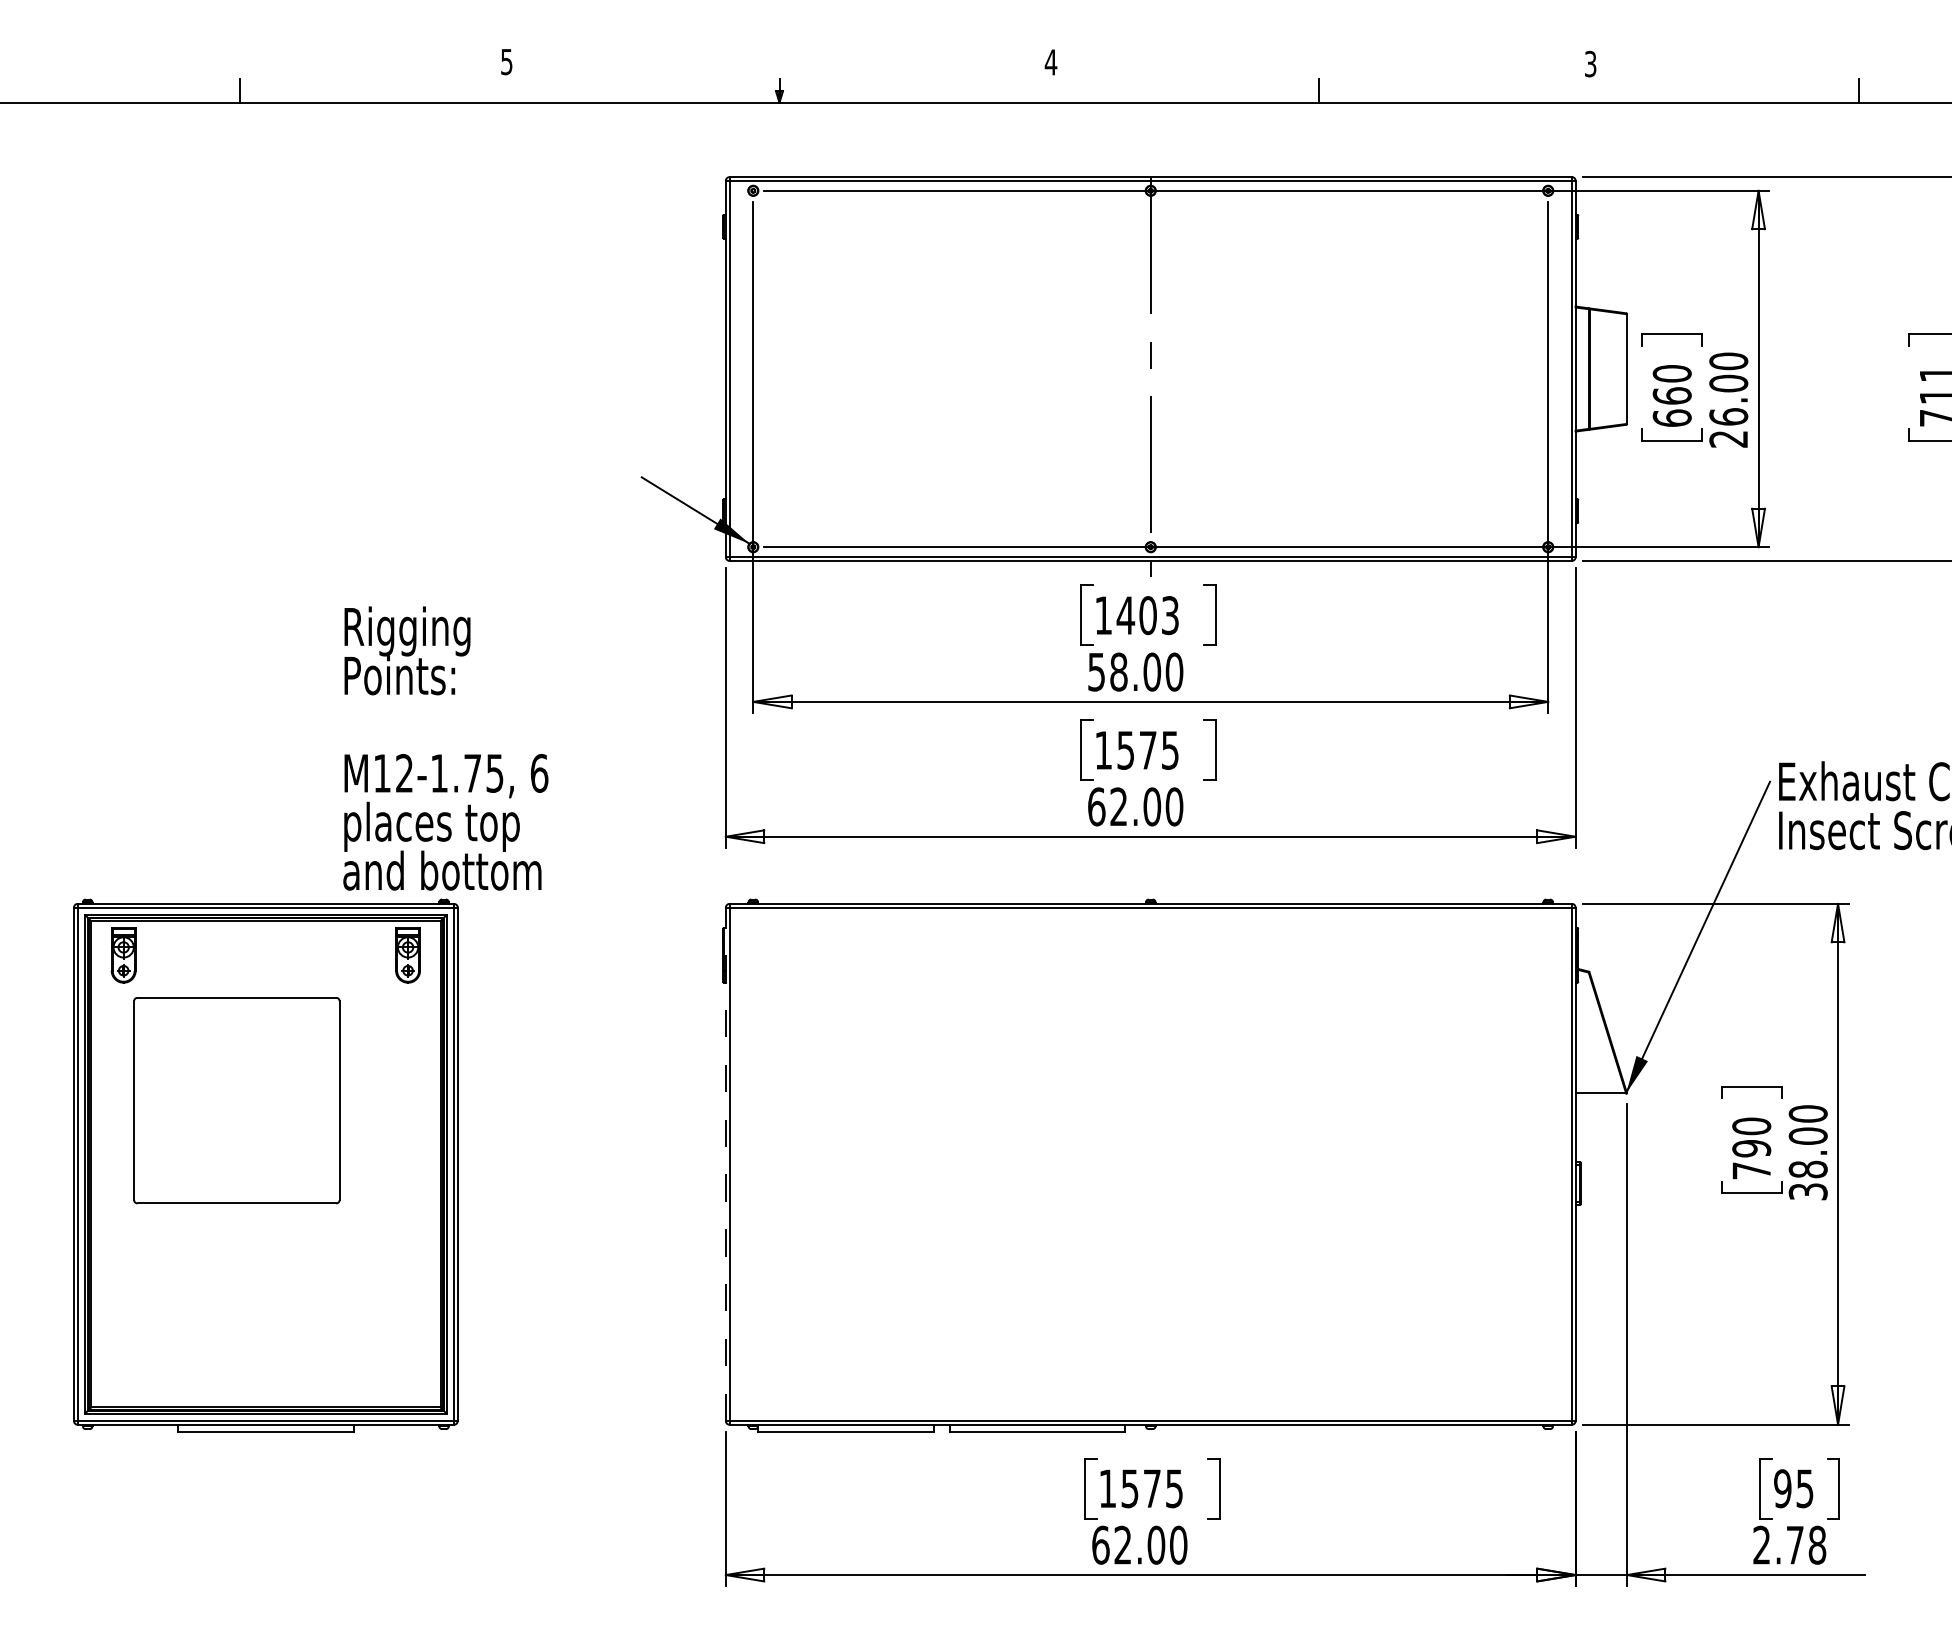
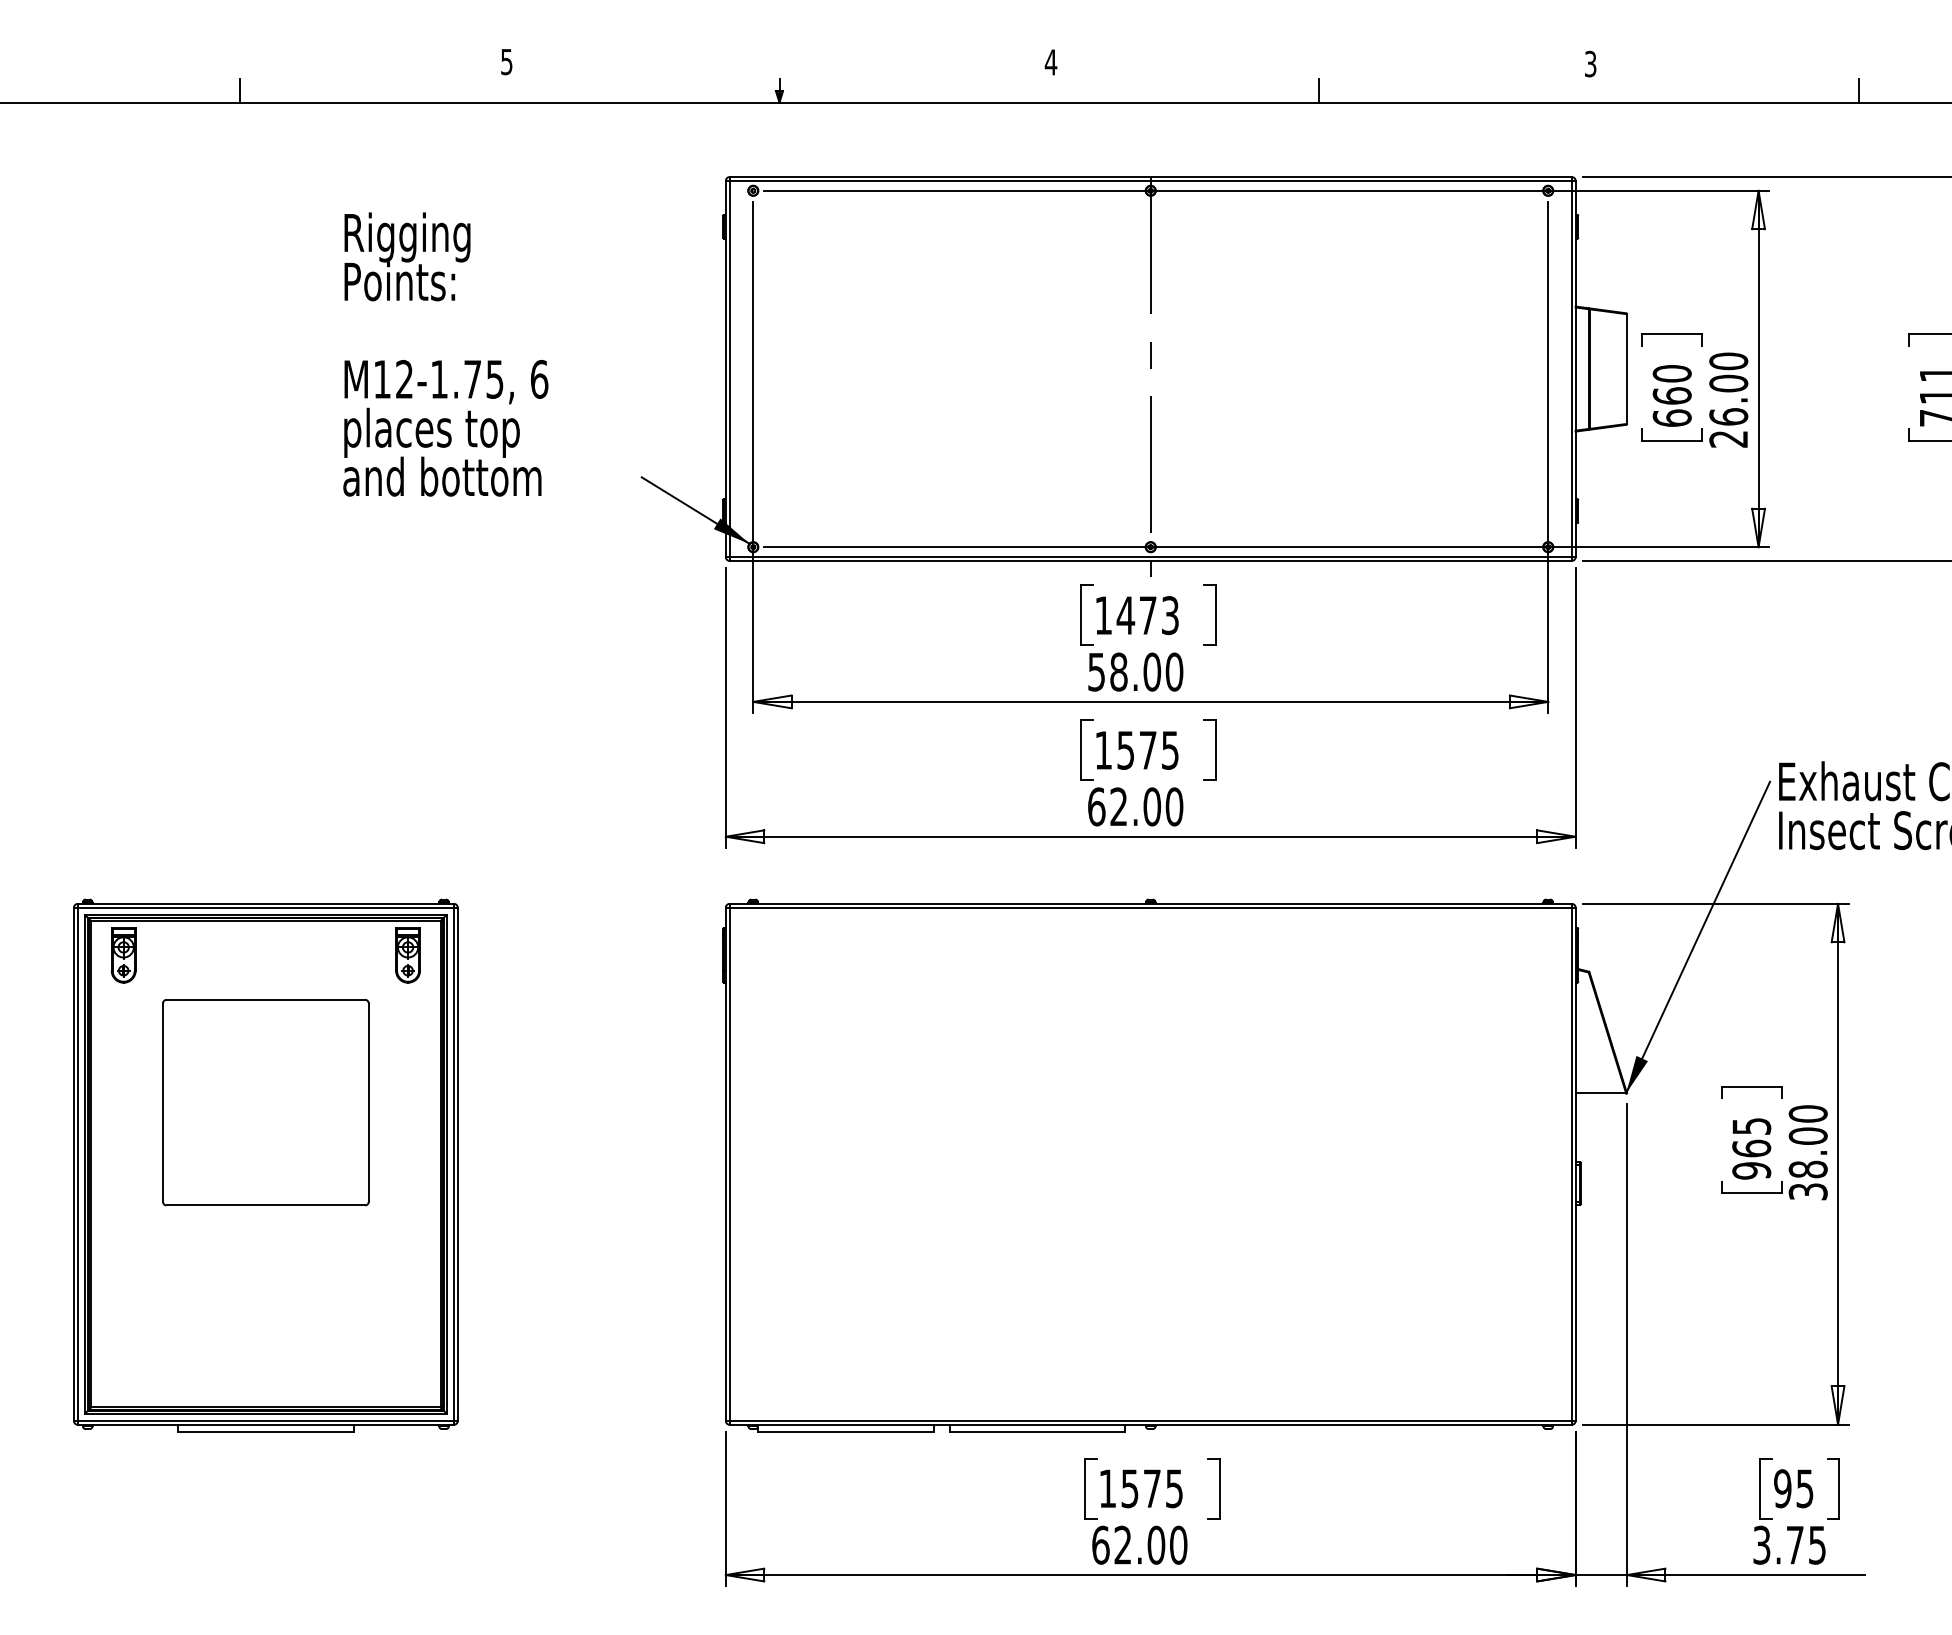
text: 1403 -> 1473 (1147, 615)
text position: (445, 748) -> (445, 354) (445, 354)
part position: (236, 1100) -> (265, 1102) (265, 1102)
text: 790 -> 965 (1751, 1148)
line: dashed -> solid (725, 1164)
text: 2.78 -> 3.75 (1789, 1544)
